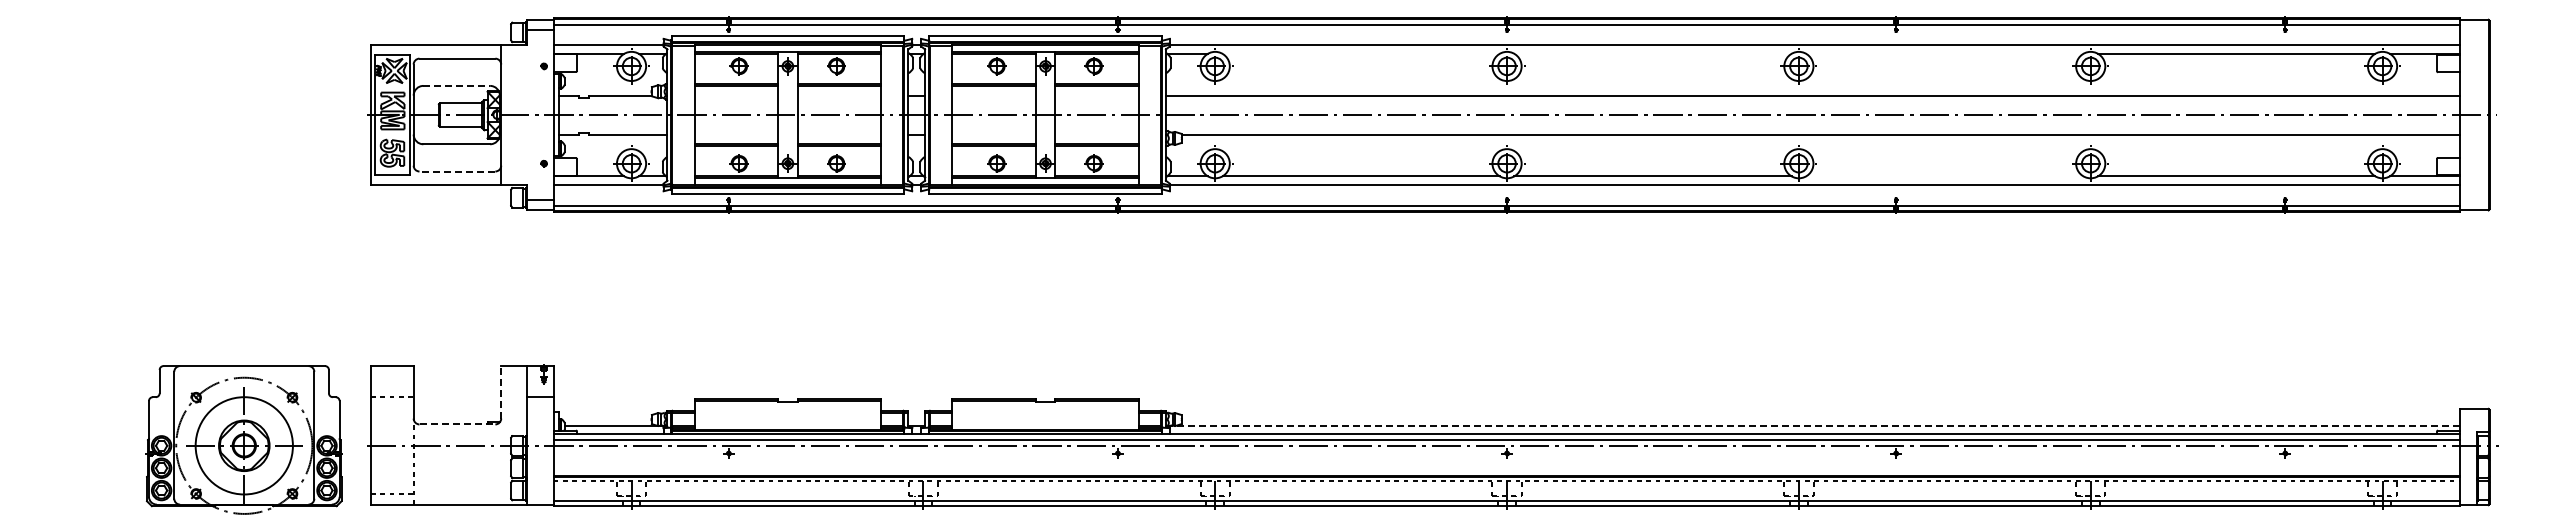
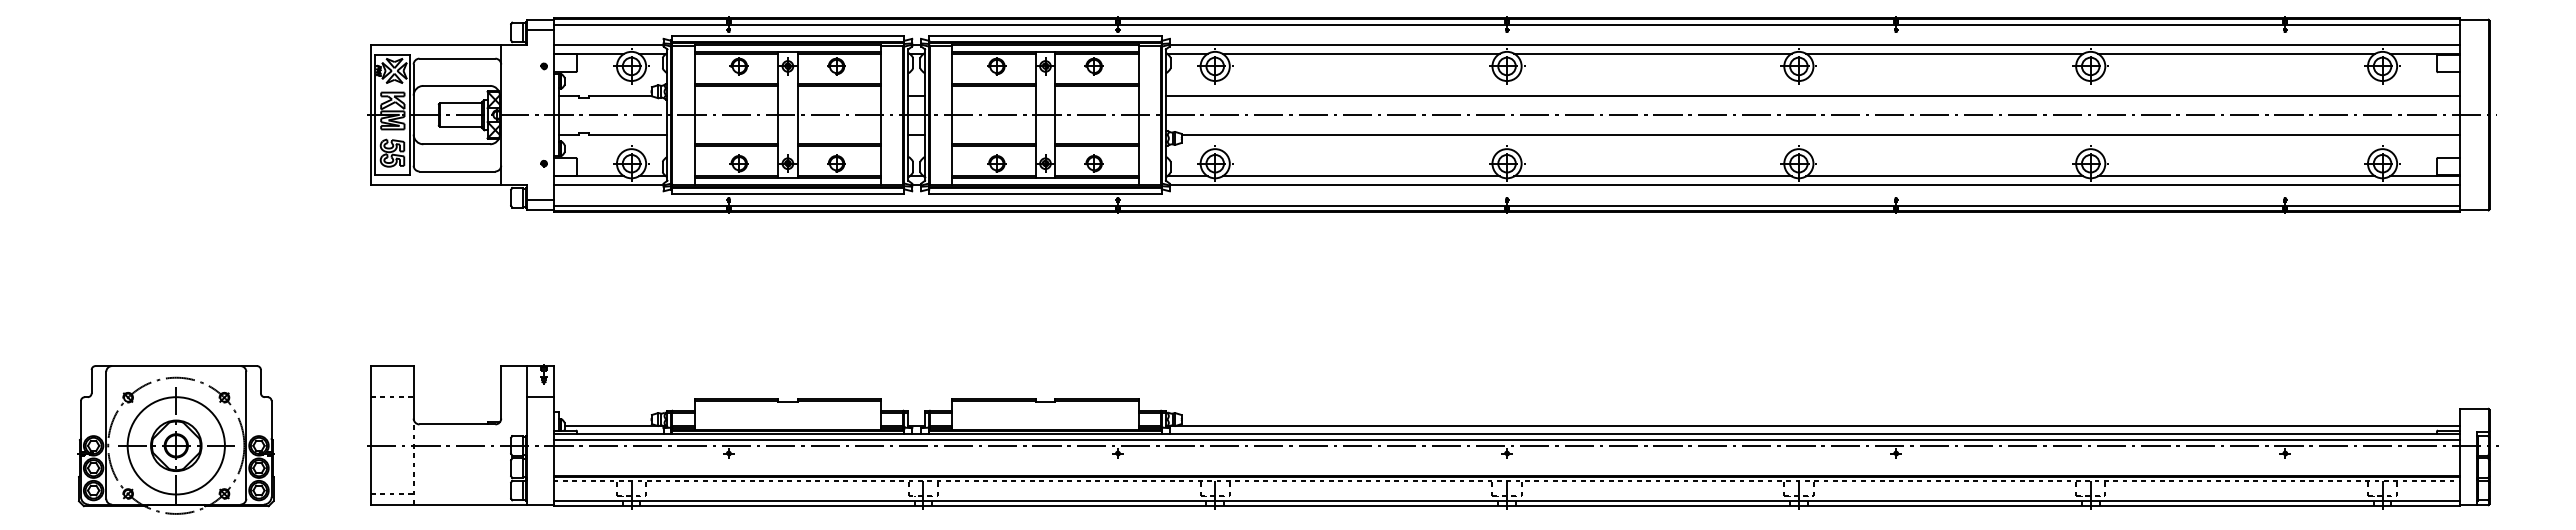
line: none -> present (1360, 53)
line: none -> present (1652, 53)
line: none -> present (1944, 53)
line: dashed -> solid (457, 85)
line: dashed -> solid (457, 171)
line: none -> present (1944, 176)
line: dashed -> solid (501, 391)
line: dashed -> solid (457, 424)
line: dashed -> solid (1812, 426)
part position: (243, 439) -> (175, 439) (175, 439)
